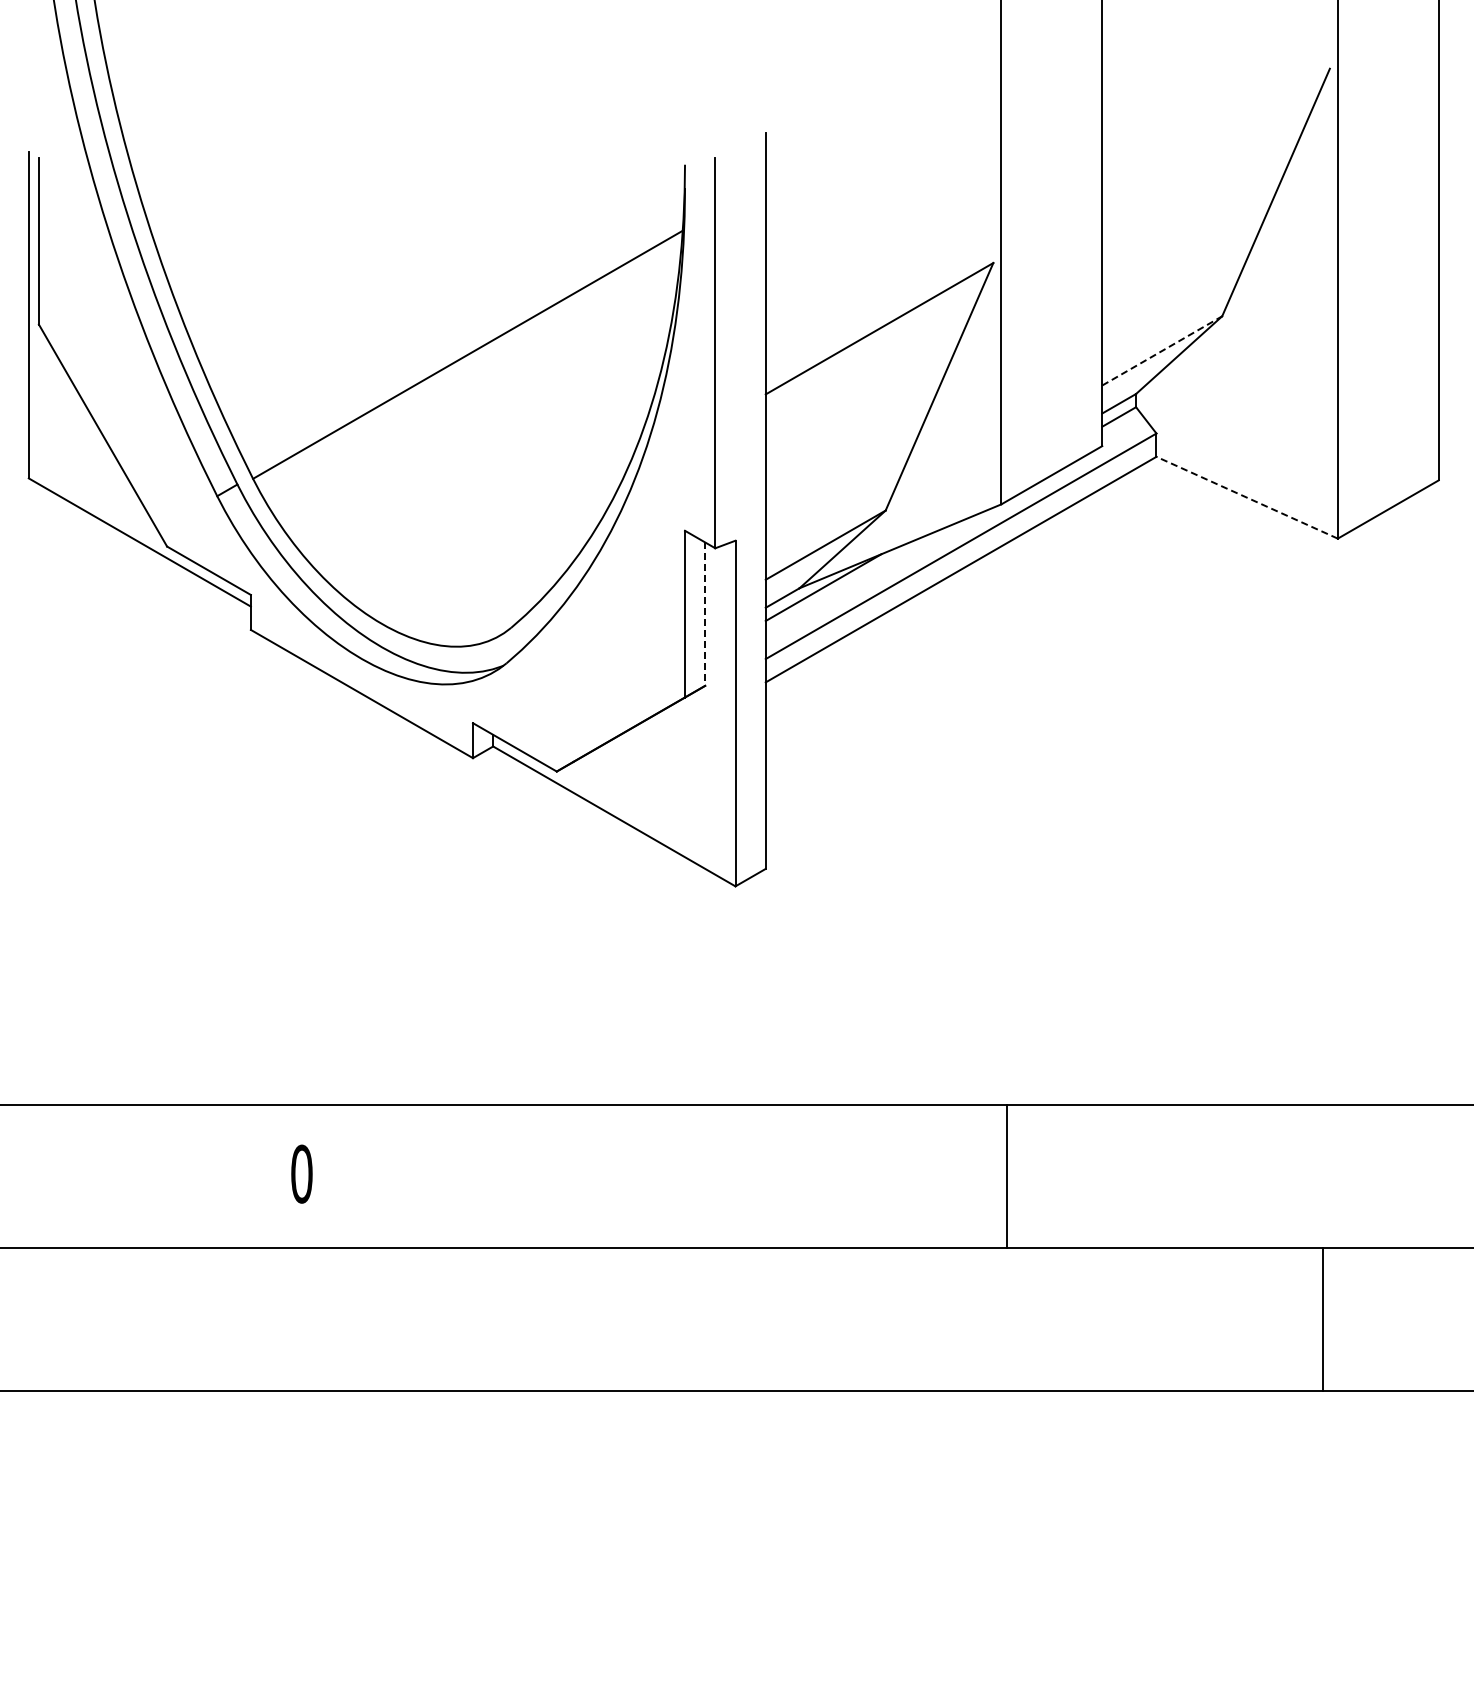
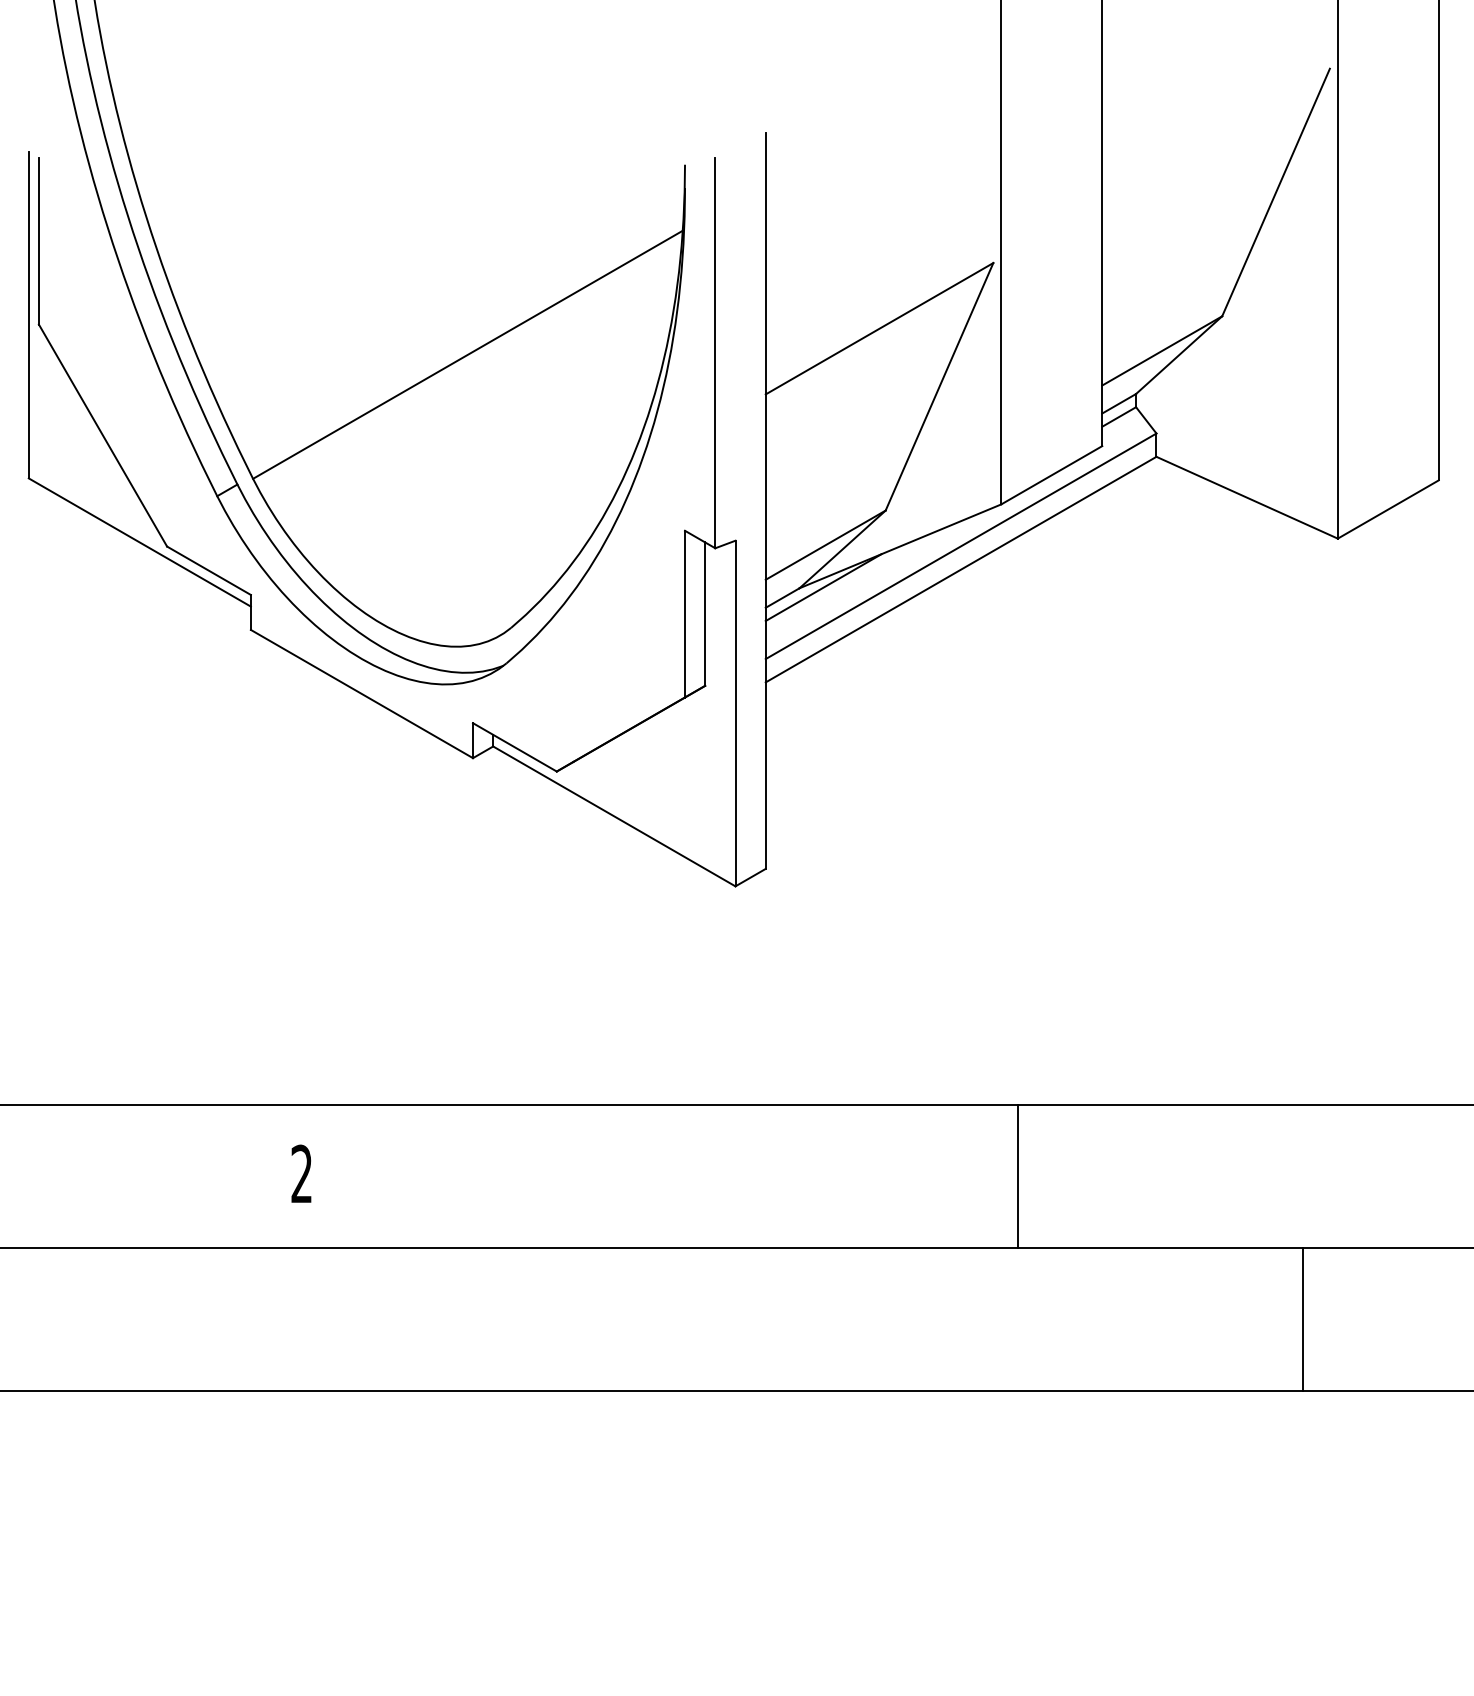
line: dashed -> solid (1162, 350)
line: dashed -> solid (1246, 497)
line: dashed -> solid (705, 614)
text: 0 -> 2 (301, 1173)
line position: (1006, 1176) -> (1017, 1176) (1017, 1176)
line position: (1323, 1319) -> (1303, 1319) (1303, 1319)
